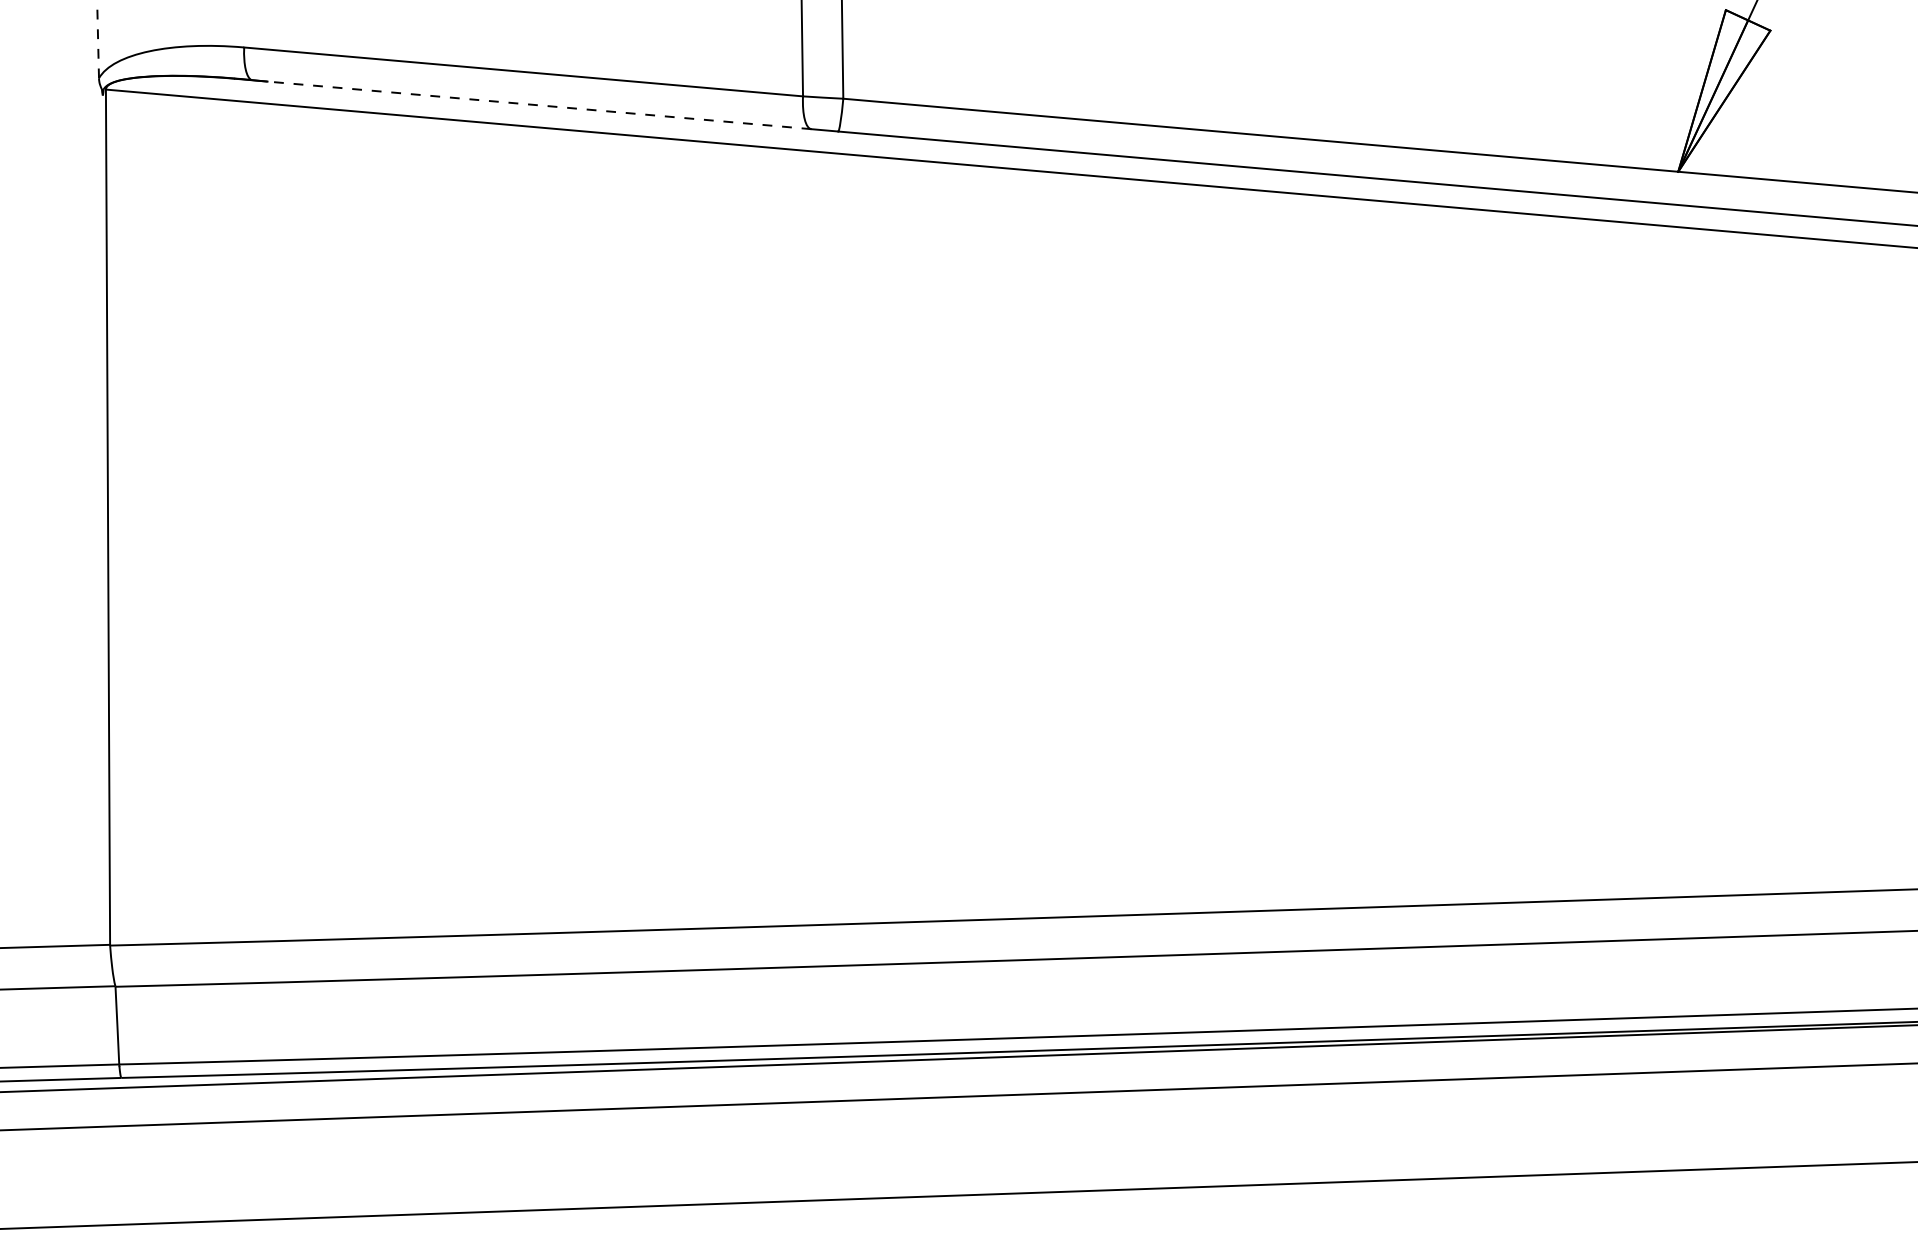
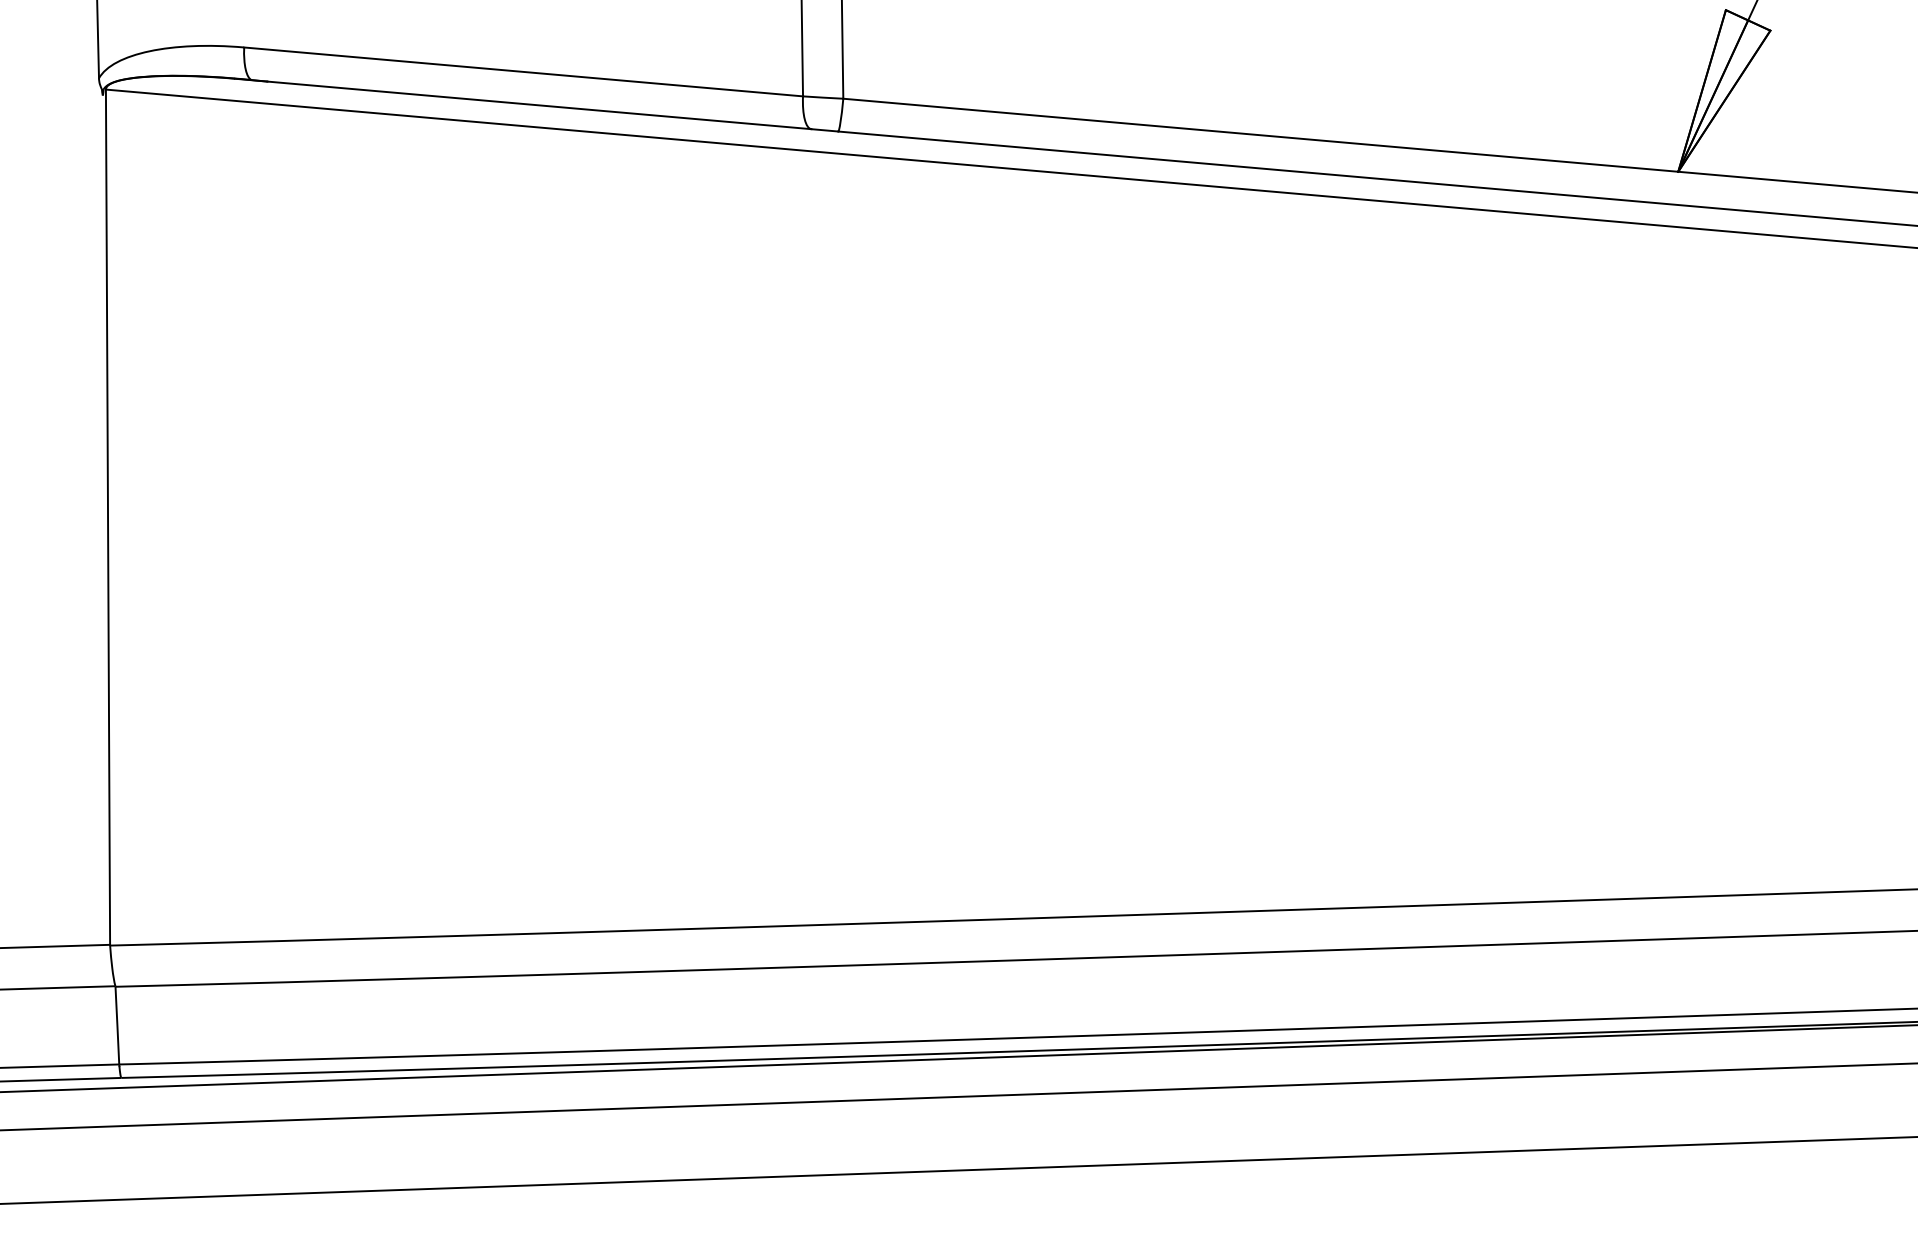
line: dashed -> solid (98, 39)
line: dashed -> solid (539, 105)
line position: (958, 1195) -> (958, 1170) (958, 1170)
